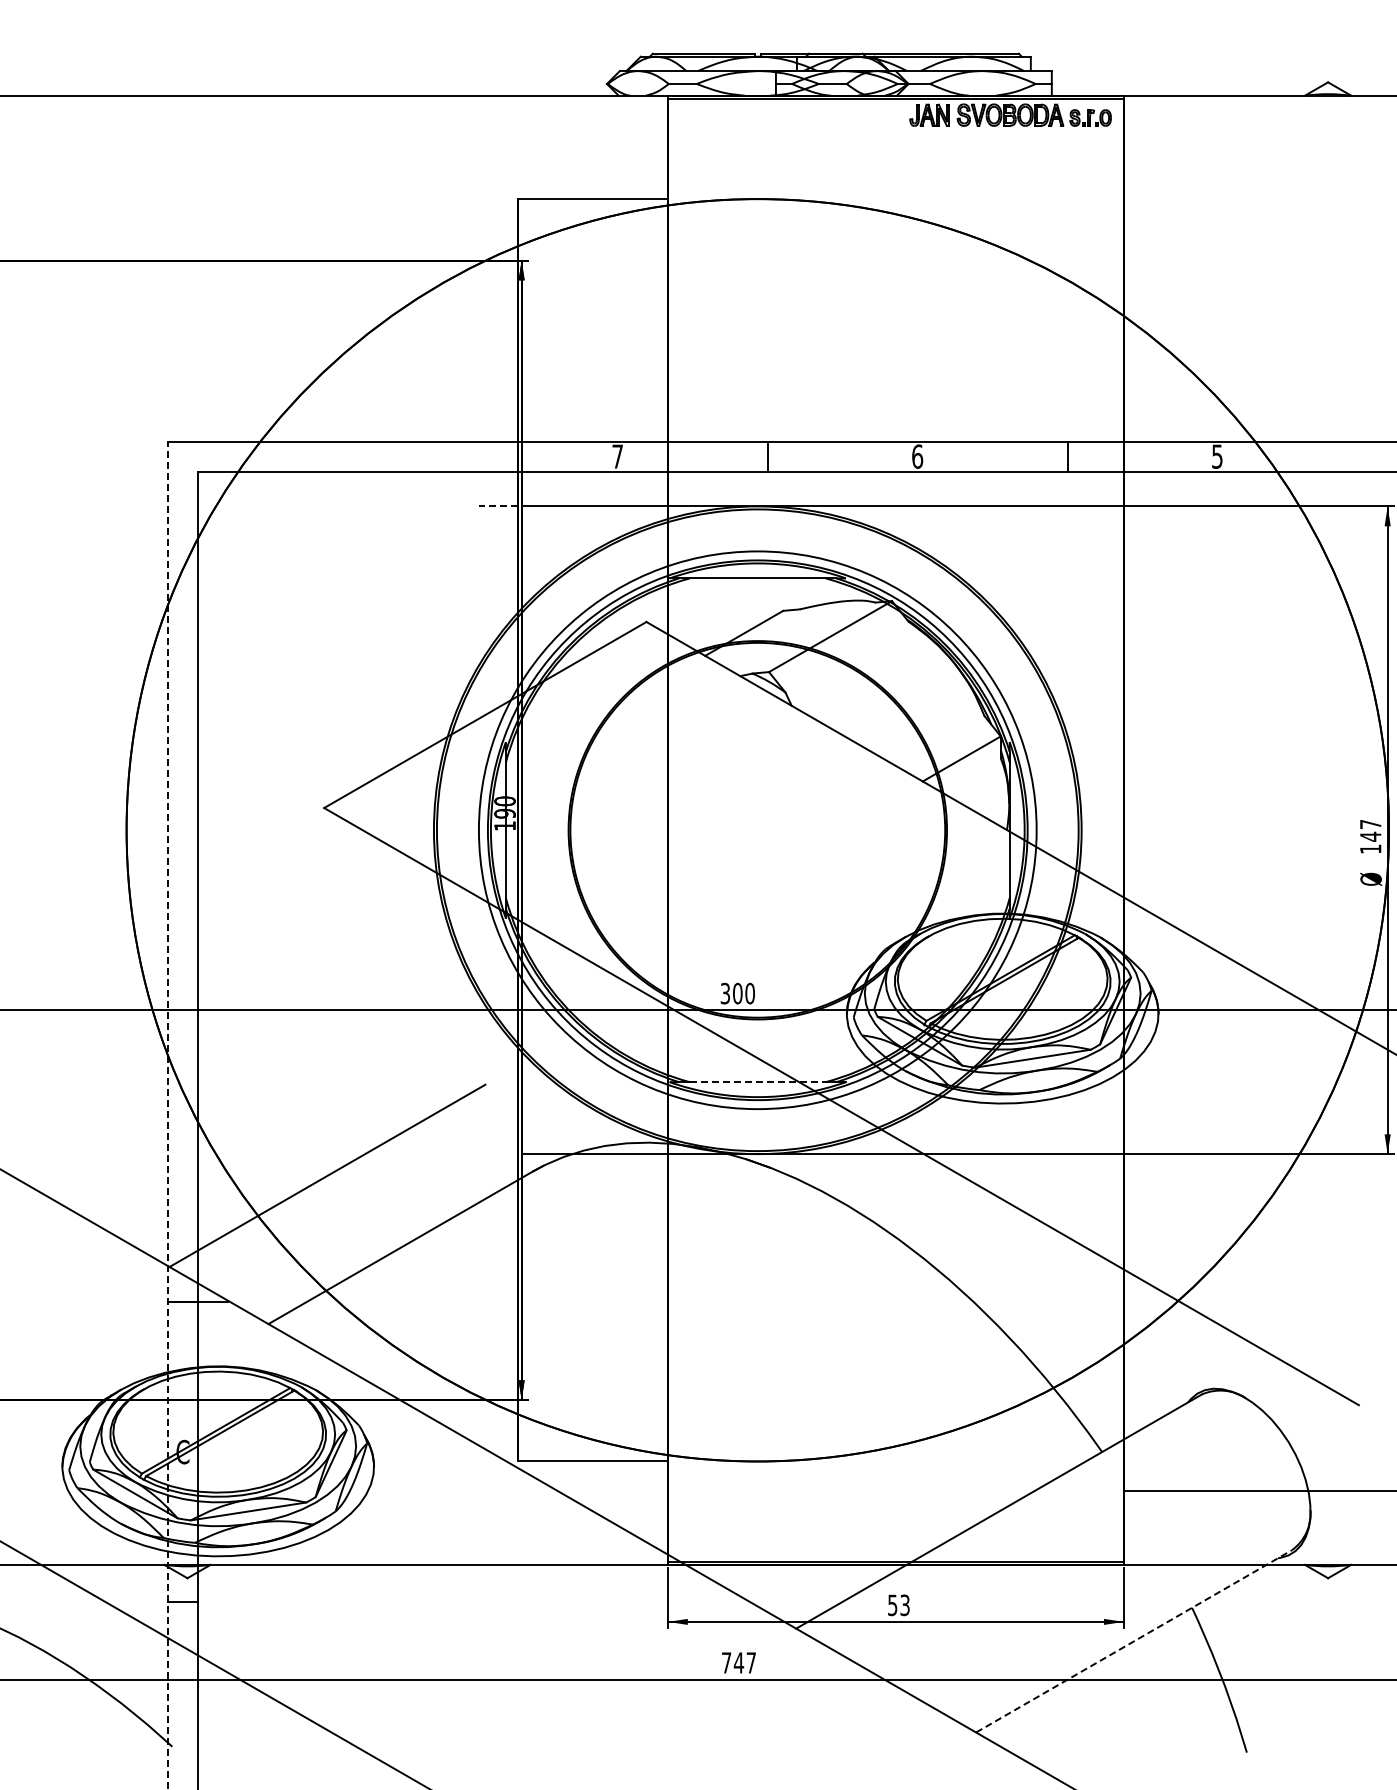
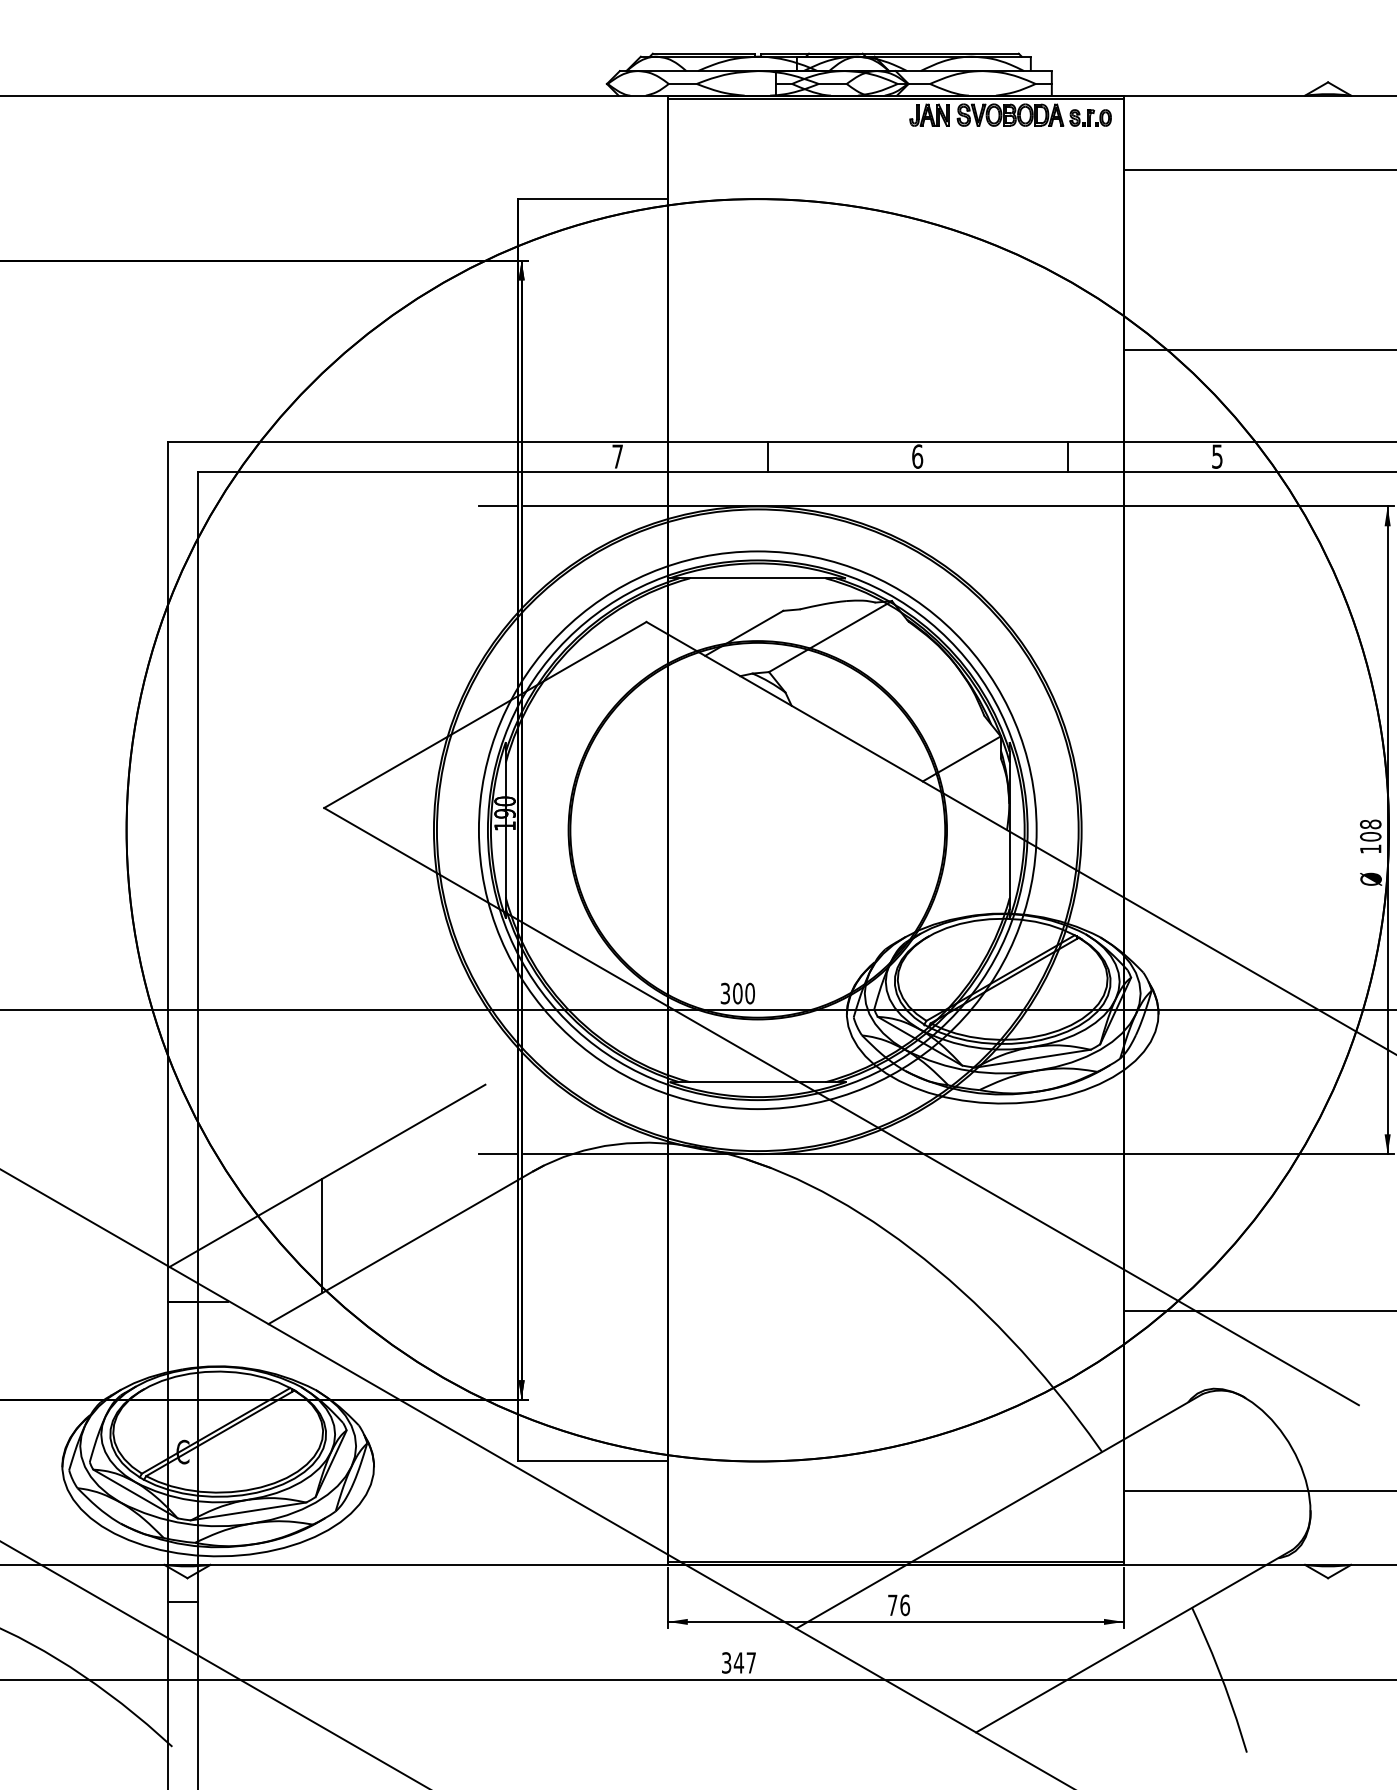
line: none -> present (1258, 170)
line: none -> present (1258, 349)
line: dashed -> solid (498, 506)
text: 147 -> 108 (1370, 830)
line: dashed -> solid (757, 1082)
line: dashed -> solid (168, 1115)
line: none -> present (498, 1154)
line: none -> present (322, 1235)
line: none -> present (1258, 1310)
text: 53 -> 76 (899, 1605)
line: dashed -> solid (1134, 1641)
text: 747 -> 347 (726, 1662)
